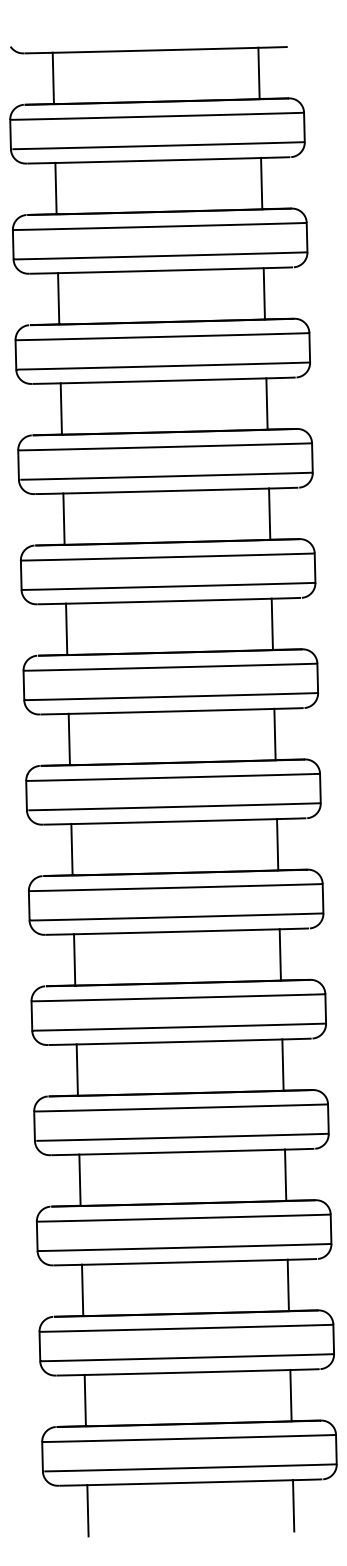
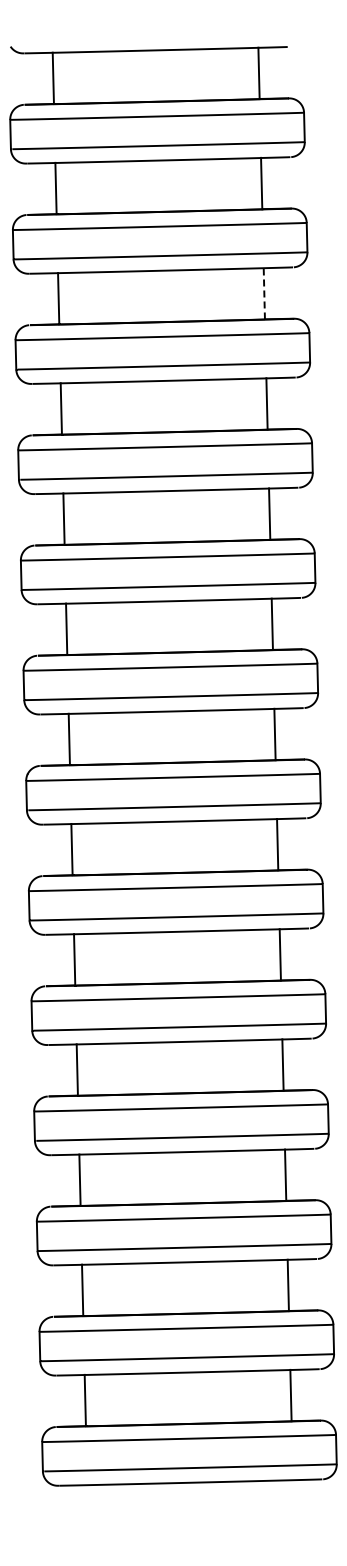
line: solid -> dashed (264, 293)
line: present -> none (293, 1505)
line: present -> none (87, 1510)
